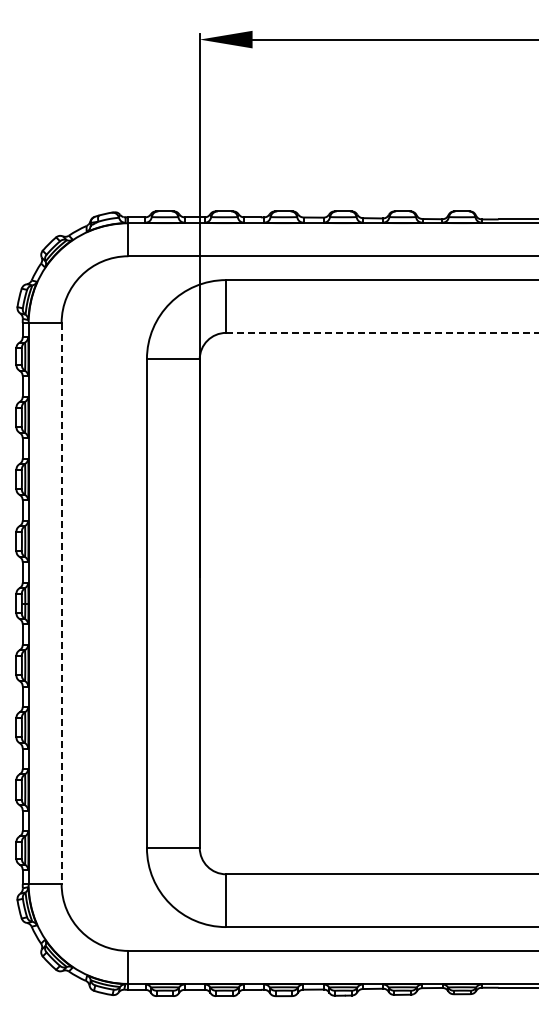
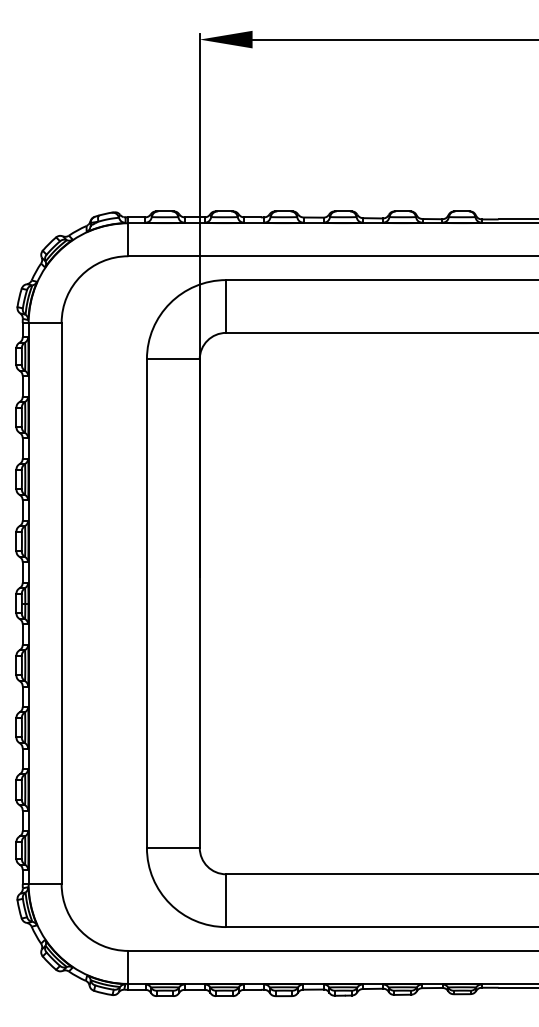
line: dashed -> solid (383, 332)
line: dashed -> solid (61, 603)
